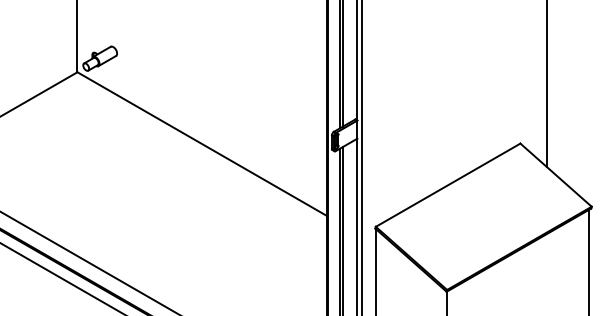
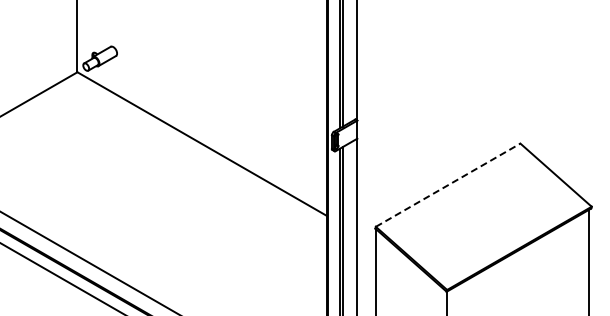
line: present -> none (546, 84)
line: present -> none (362, 157)
line: solid -> dashed (448, 184)
